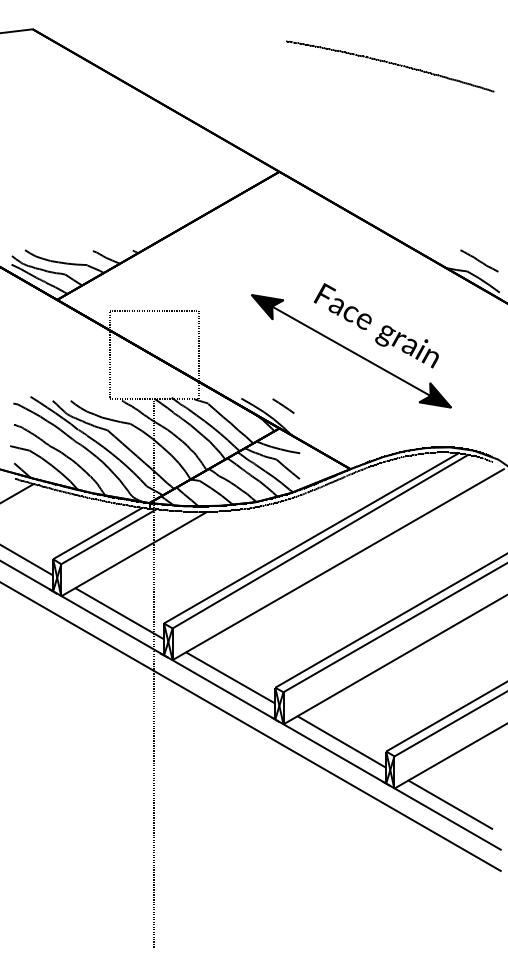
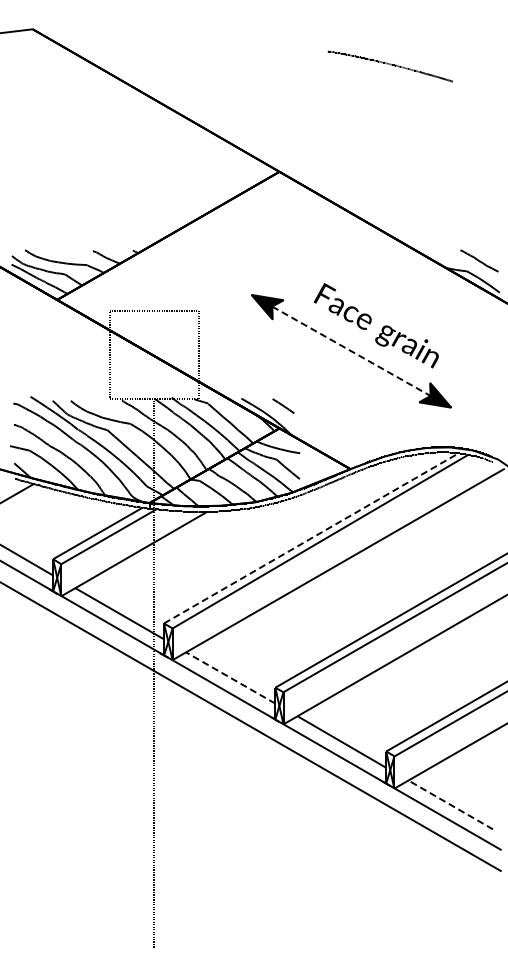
part size: 209x53 px -> 126x33 px (389, 66)
line: solid -> dashed (351, 351)
line: solid -> dashed (311, 538)
line: solid -> dashed (230, 677)
line: solid -> dashed (450, 804)
